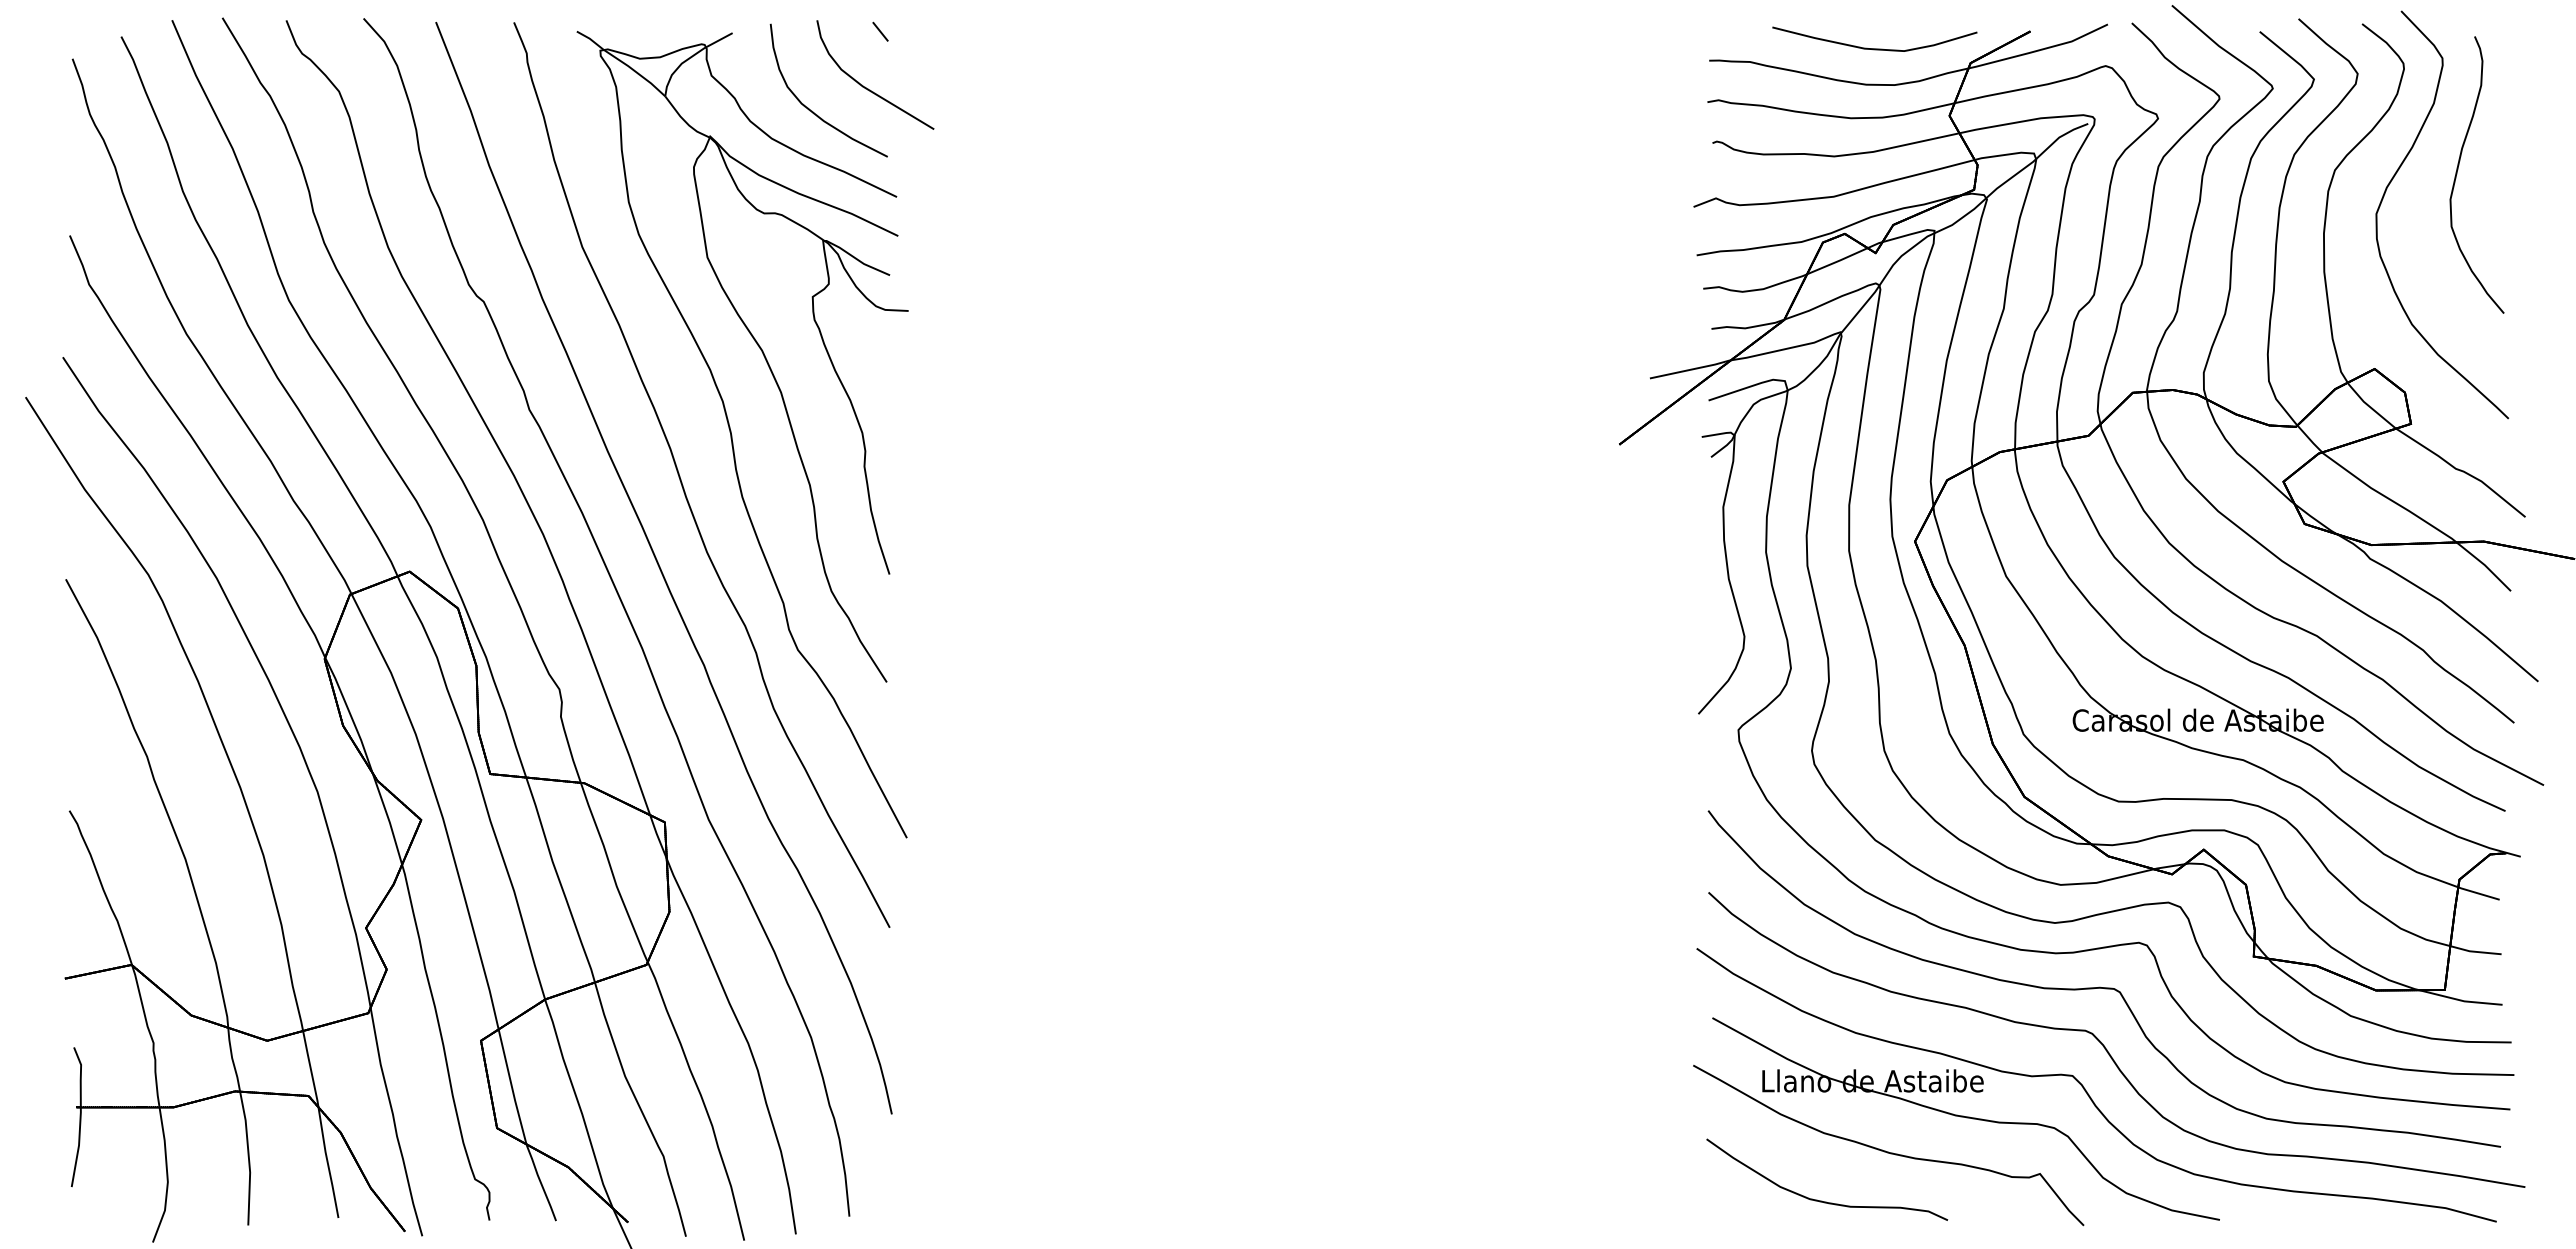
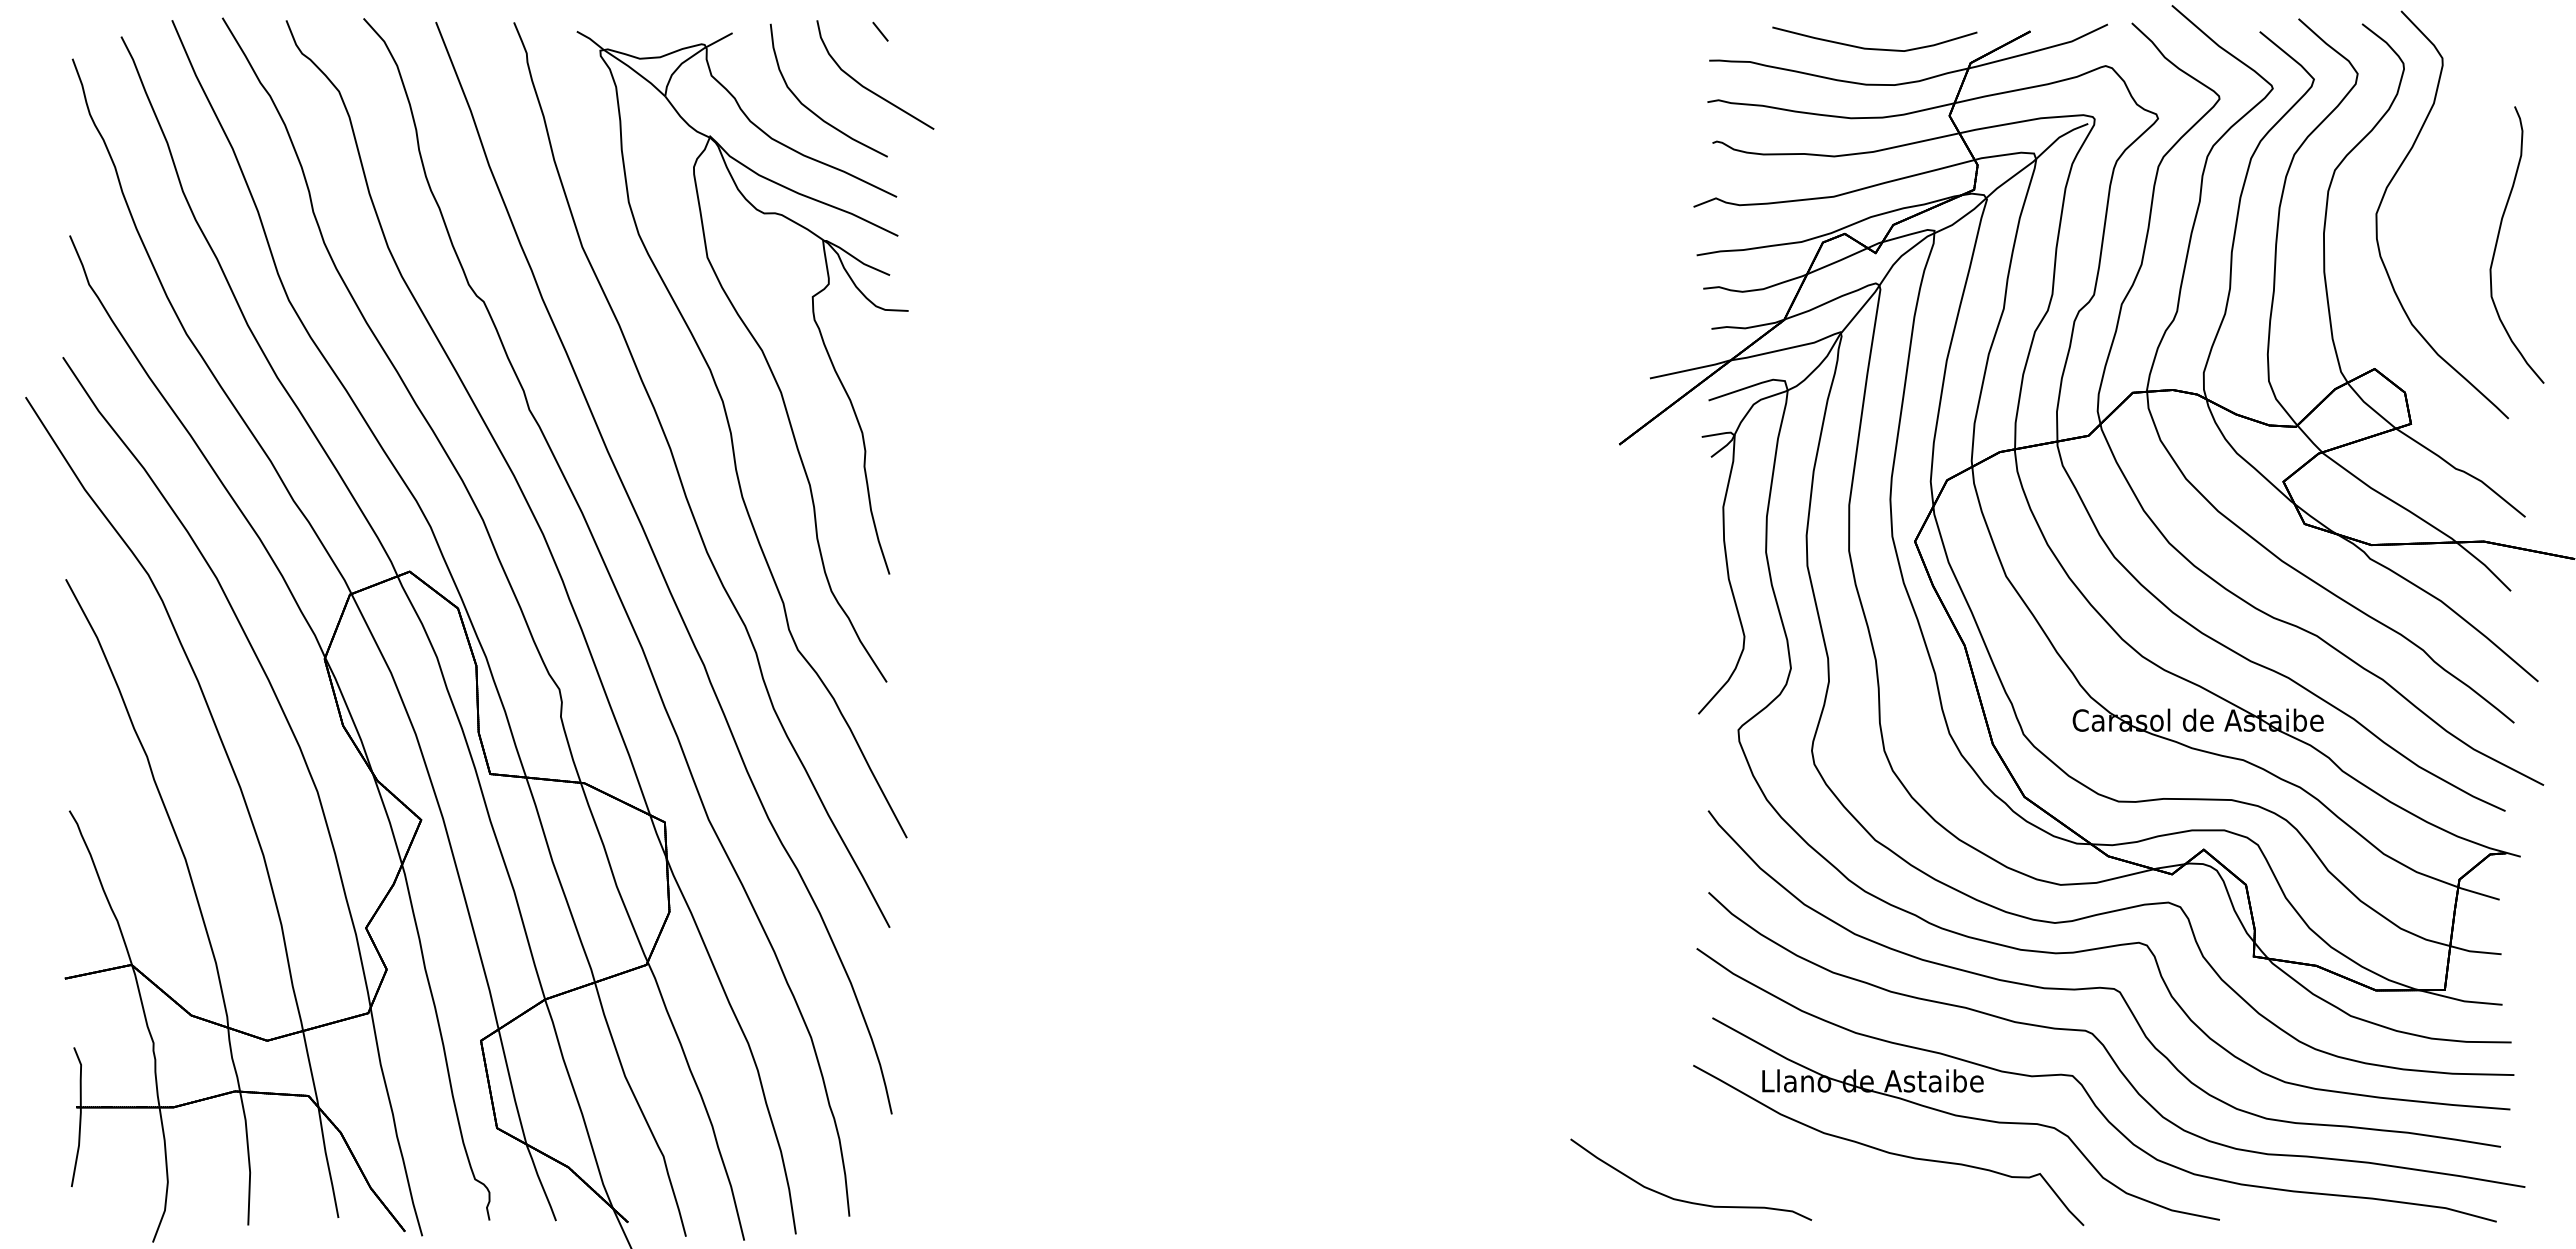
part position: (2458, 169) -> (2498, 239) (2498, 239)
part position: (1822, 1200) -> (1686, 1200) (1686, 1200)
